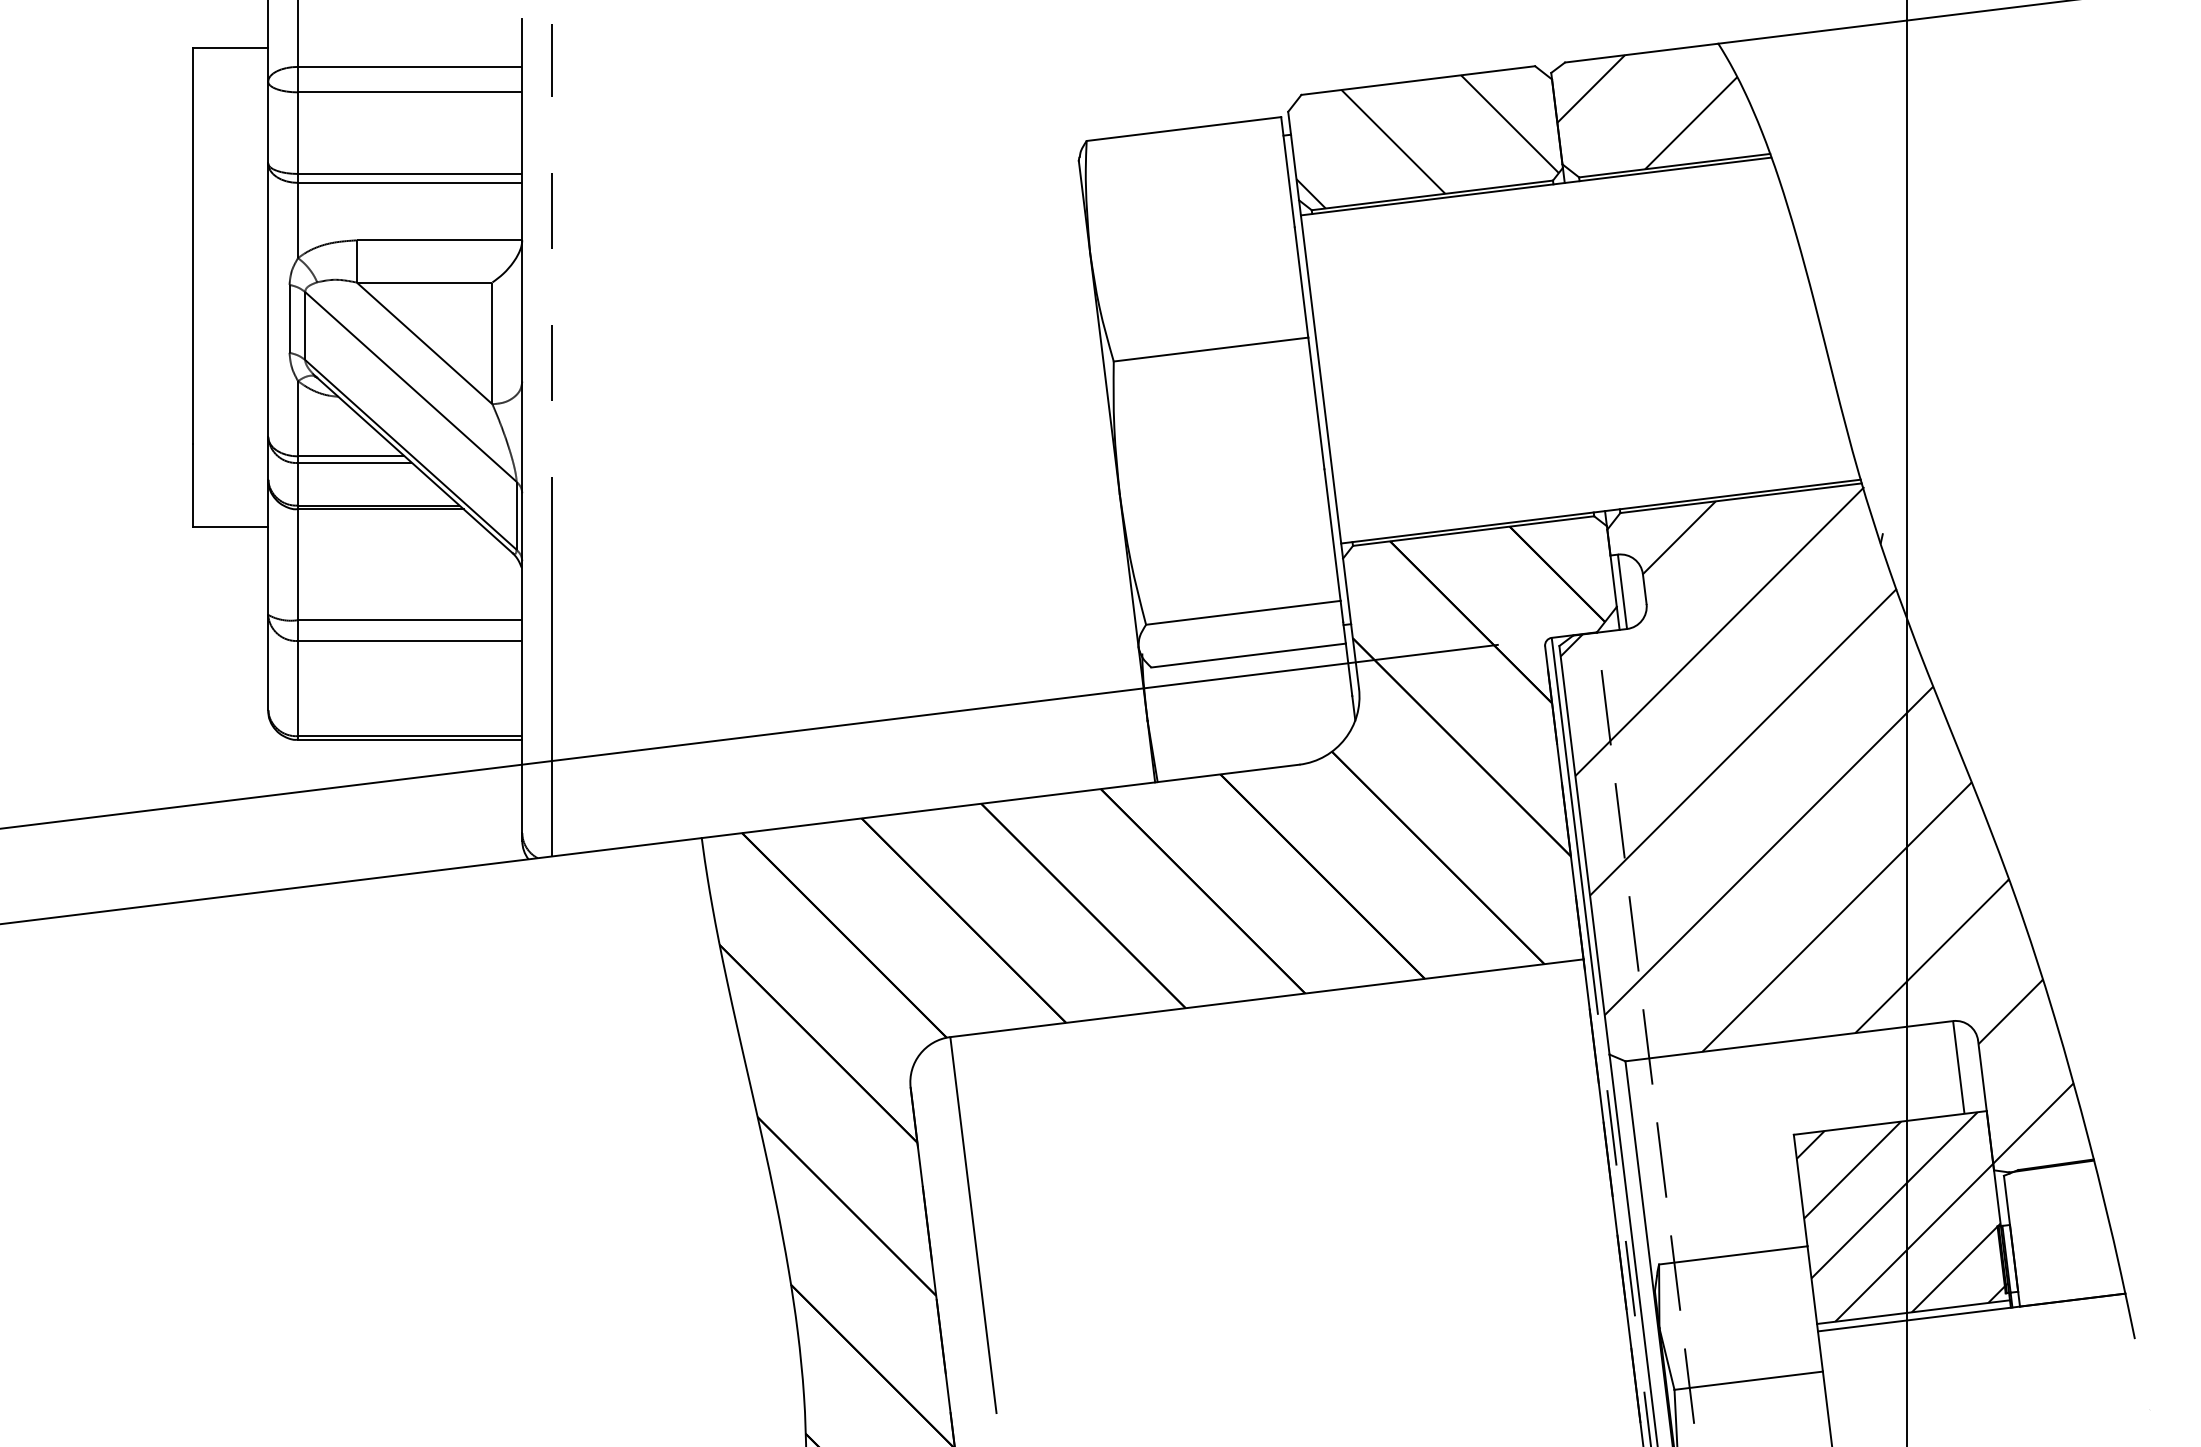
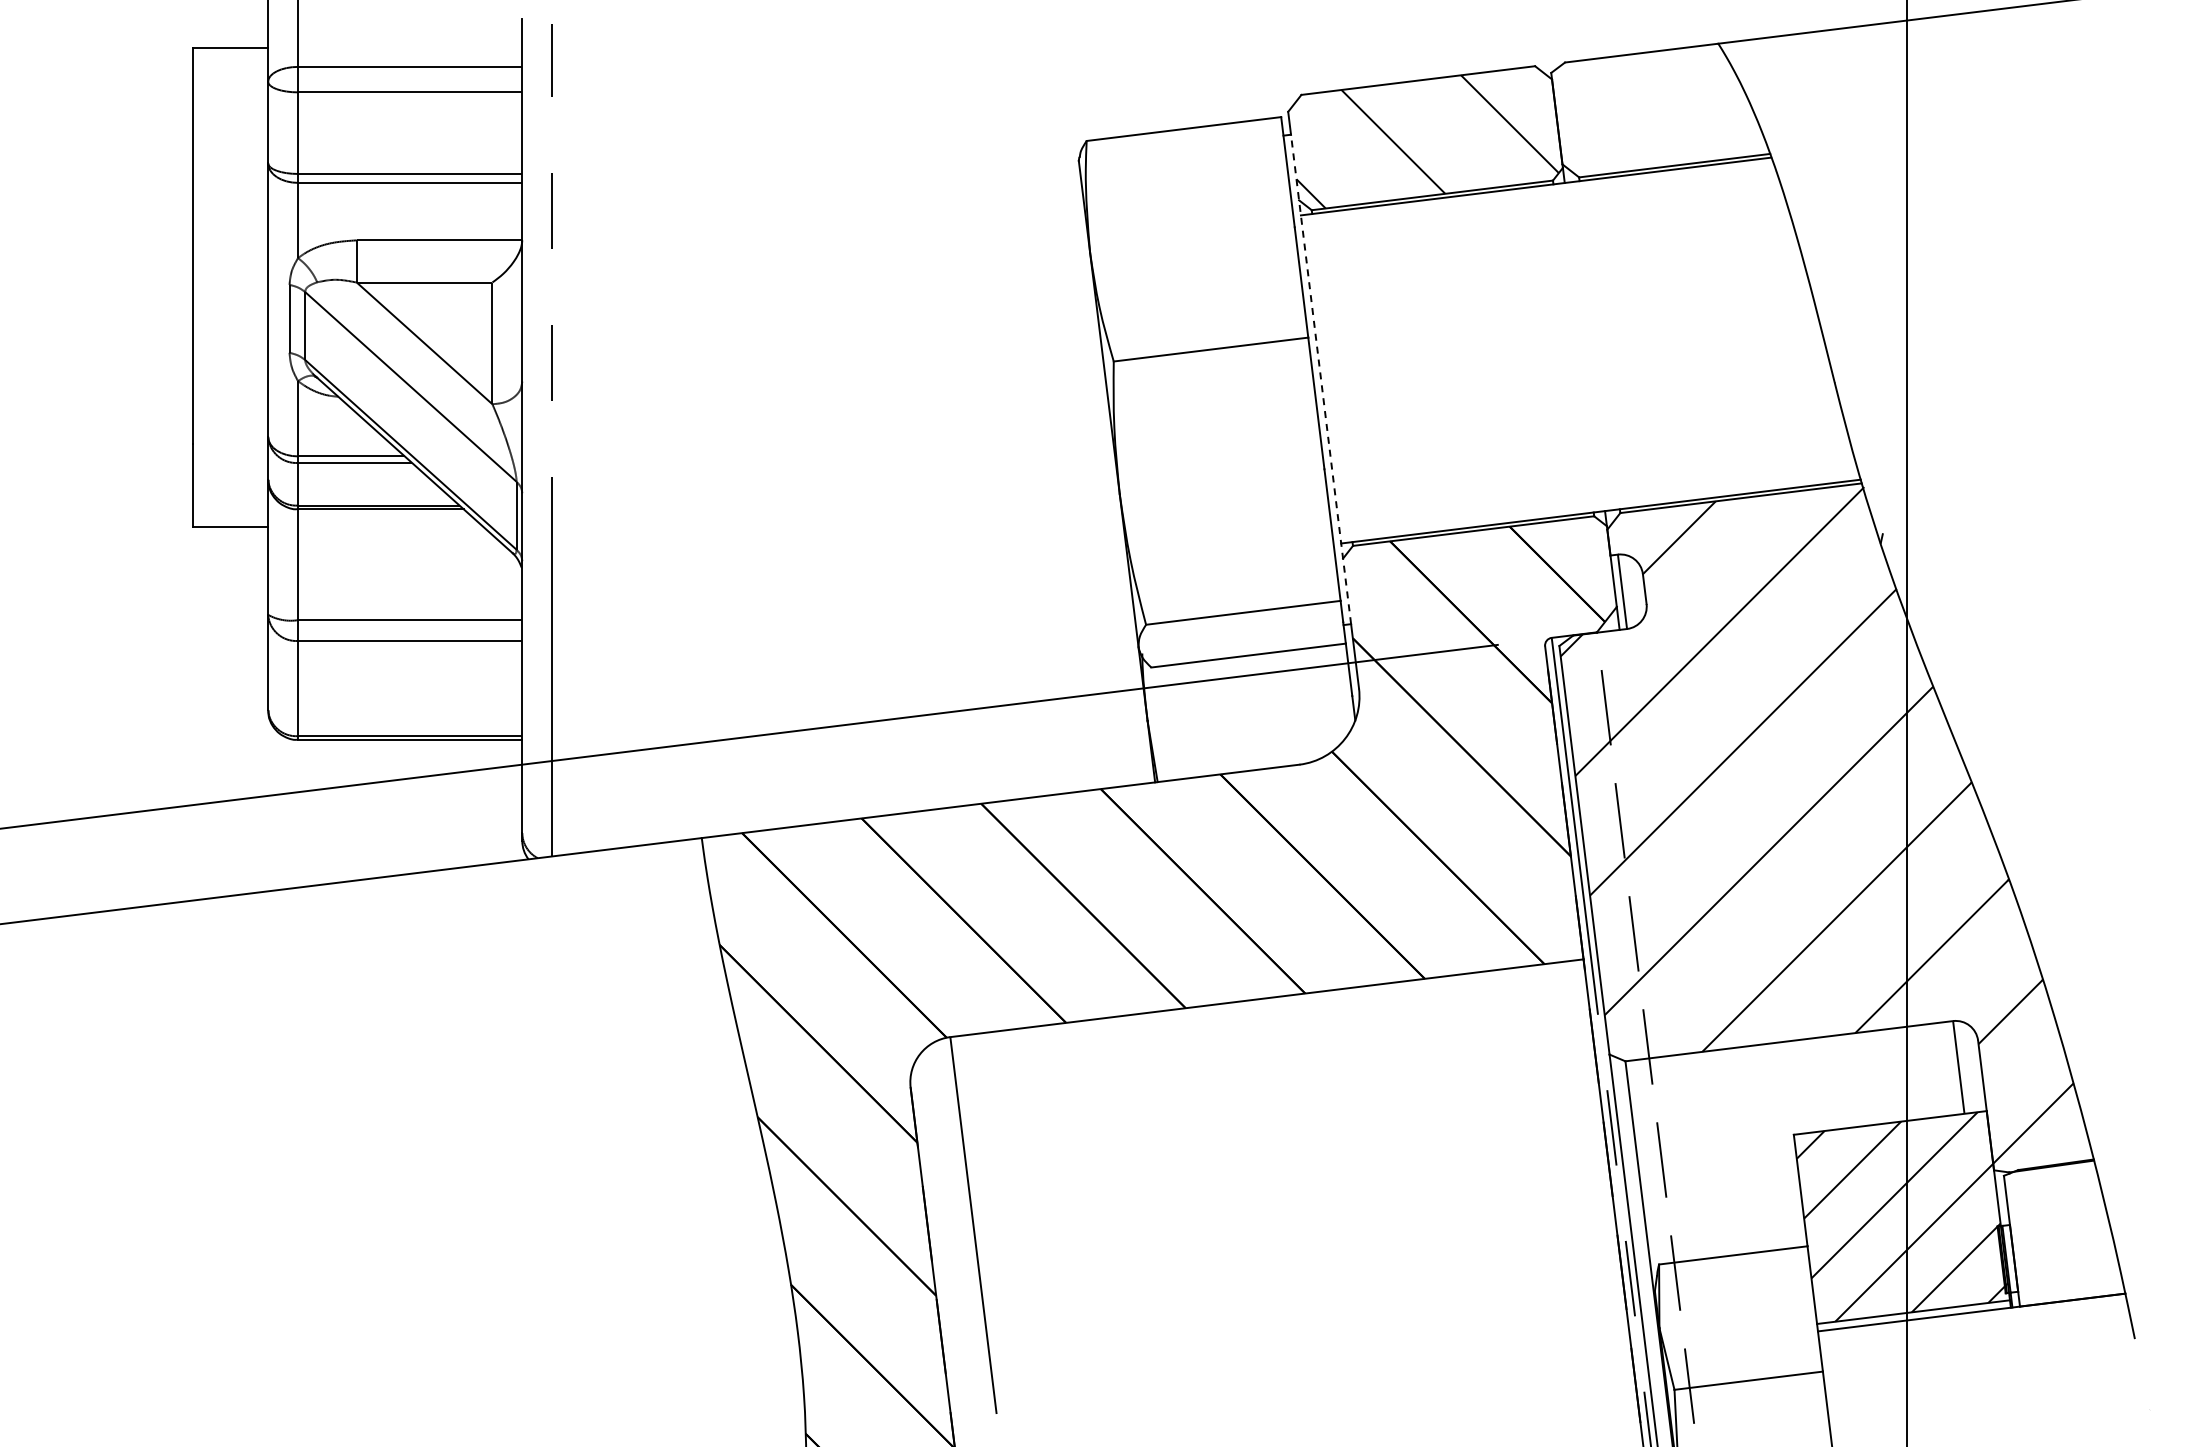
hatch: present -> none (1647, 112)
line: solid -> dashed (1321, 379)
